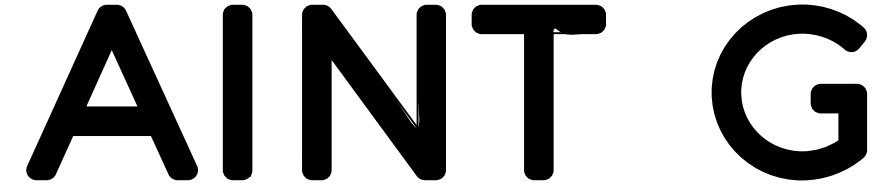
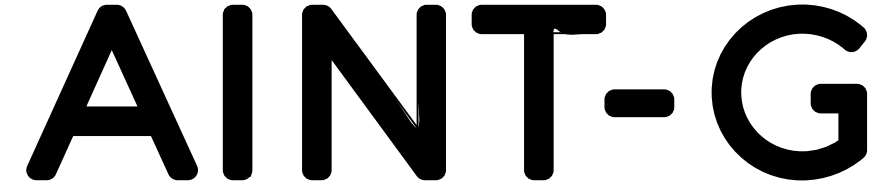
part: none -> present (639, 103)
